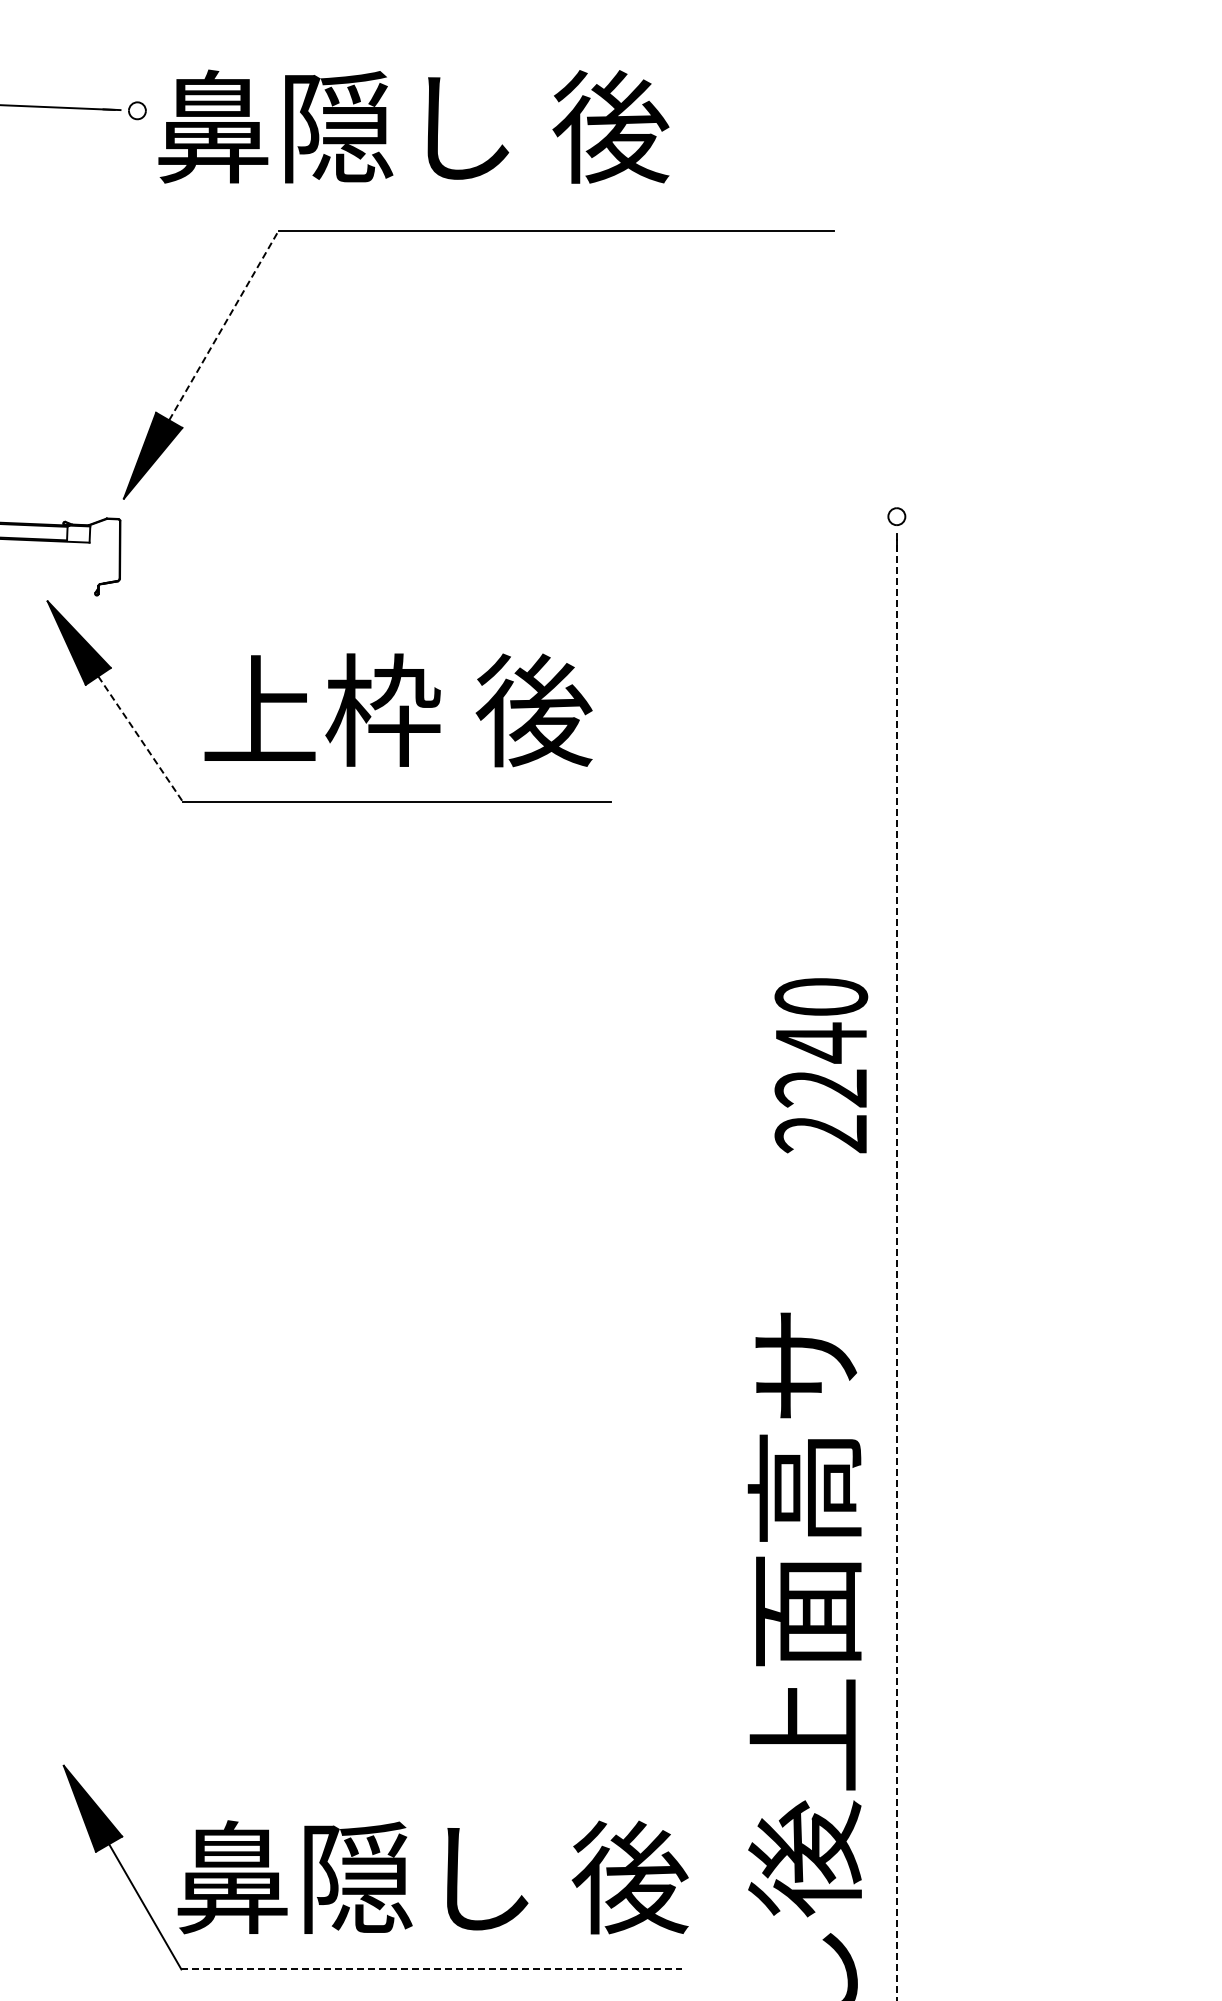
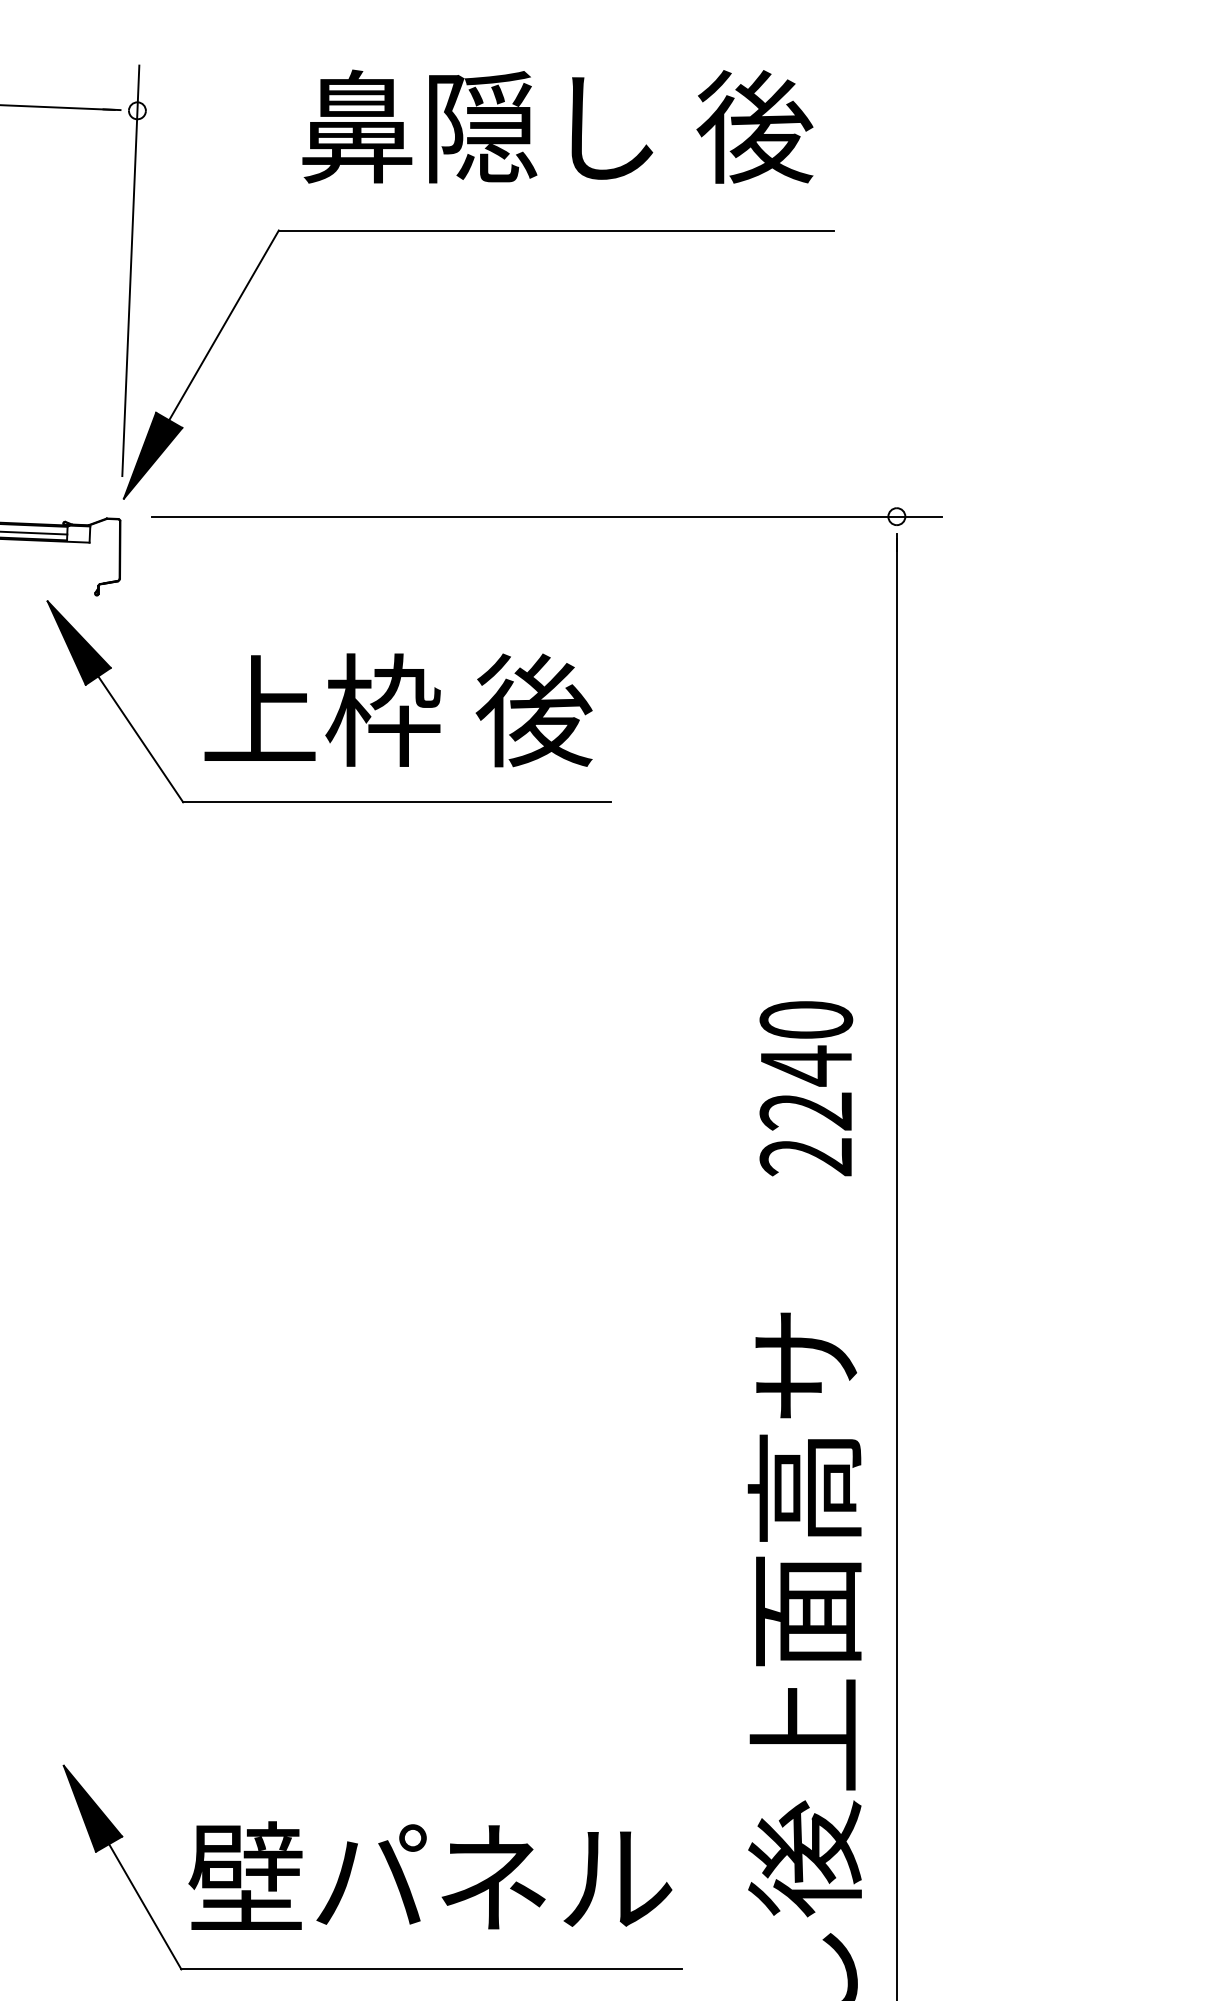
text position: (413, 126) -> (557, 126) (557, 126)
line: none -> present (130, 270)
line: dashed -> solid (224, 325)
line: none -> present (547, 516)
line: none -> present (34, 532)
line: dashed -> solid (140, 739)
text position: (821, 1065) -> (806, 1088) (806, 1088)
line: dashed -> solid (896, 1270)
text: 鼻隠し 後 -> 壁パネル (432, 1877)
line: dashed -> solid (432, 1969)
